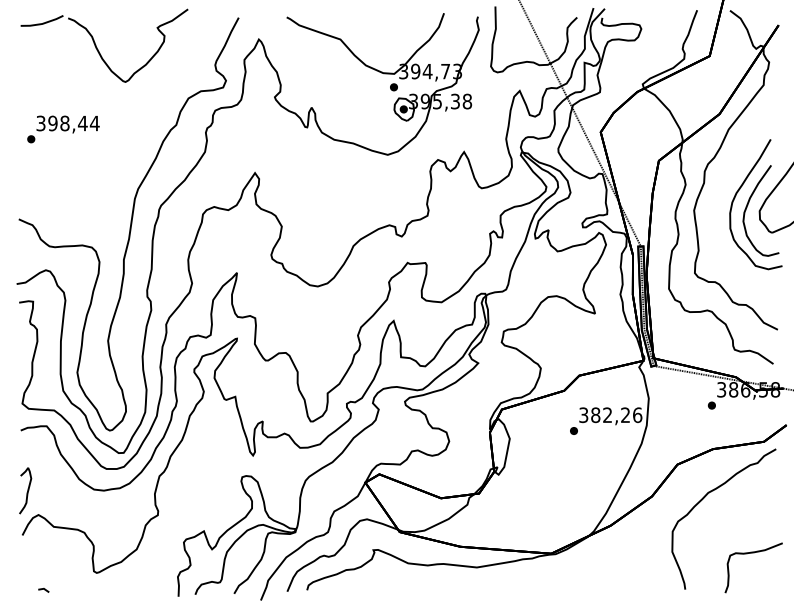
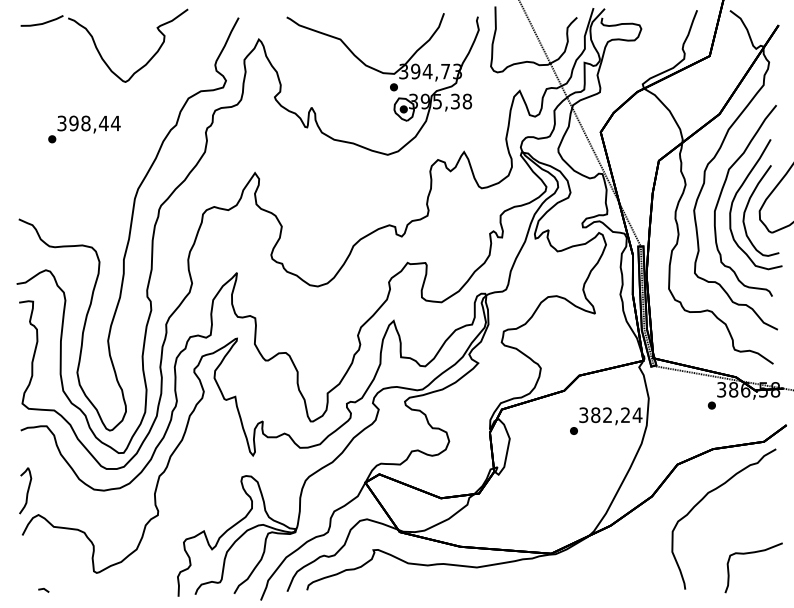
text position: (63, 129) -> (84, 129) (84, 129)
part: none -> present (722, 192)
text: 382,26 -> 382,24 (637, 415)
